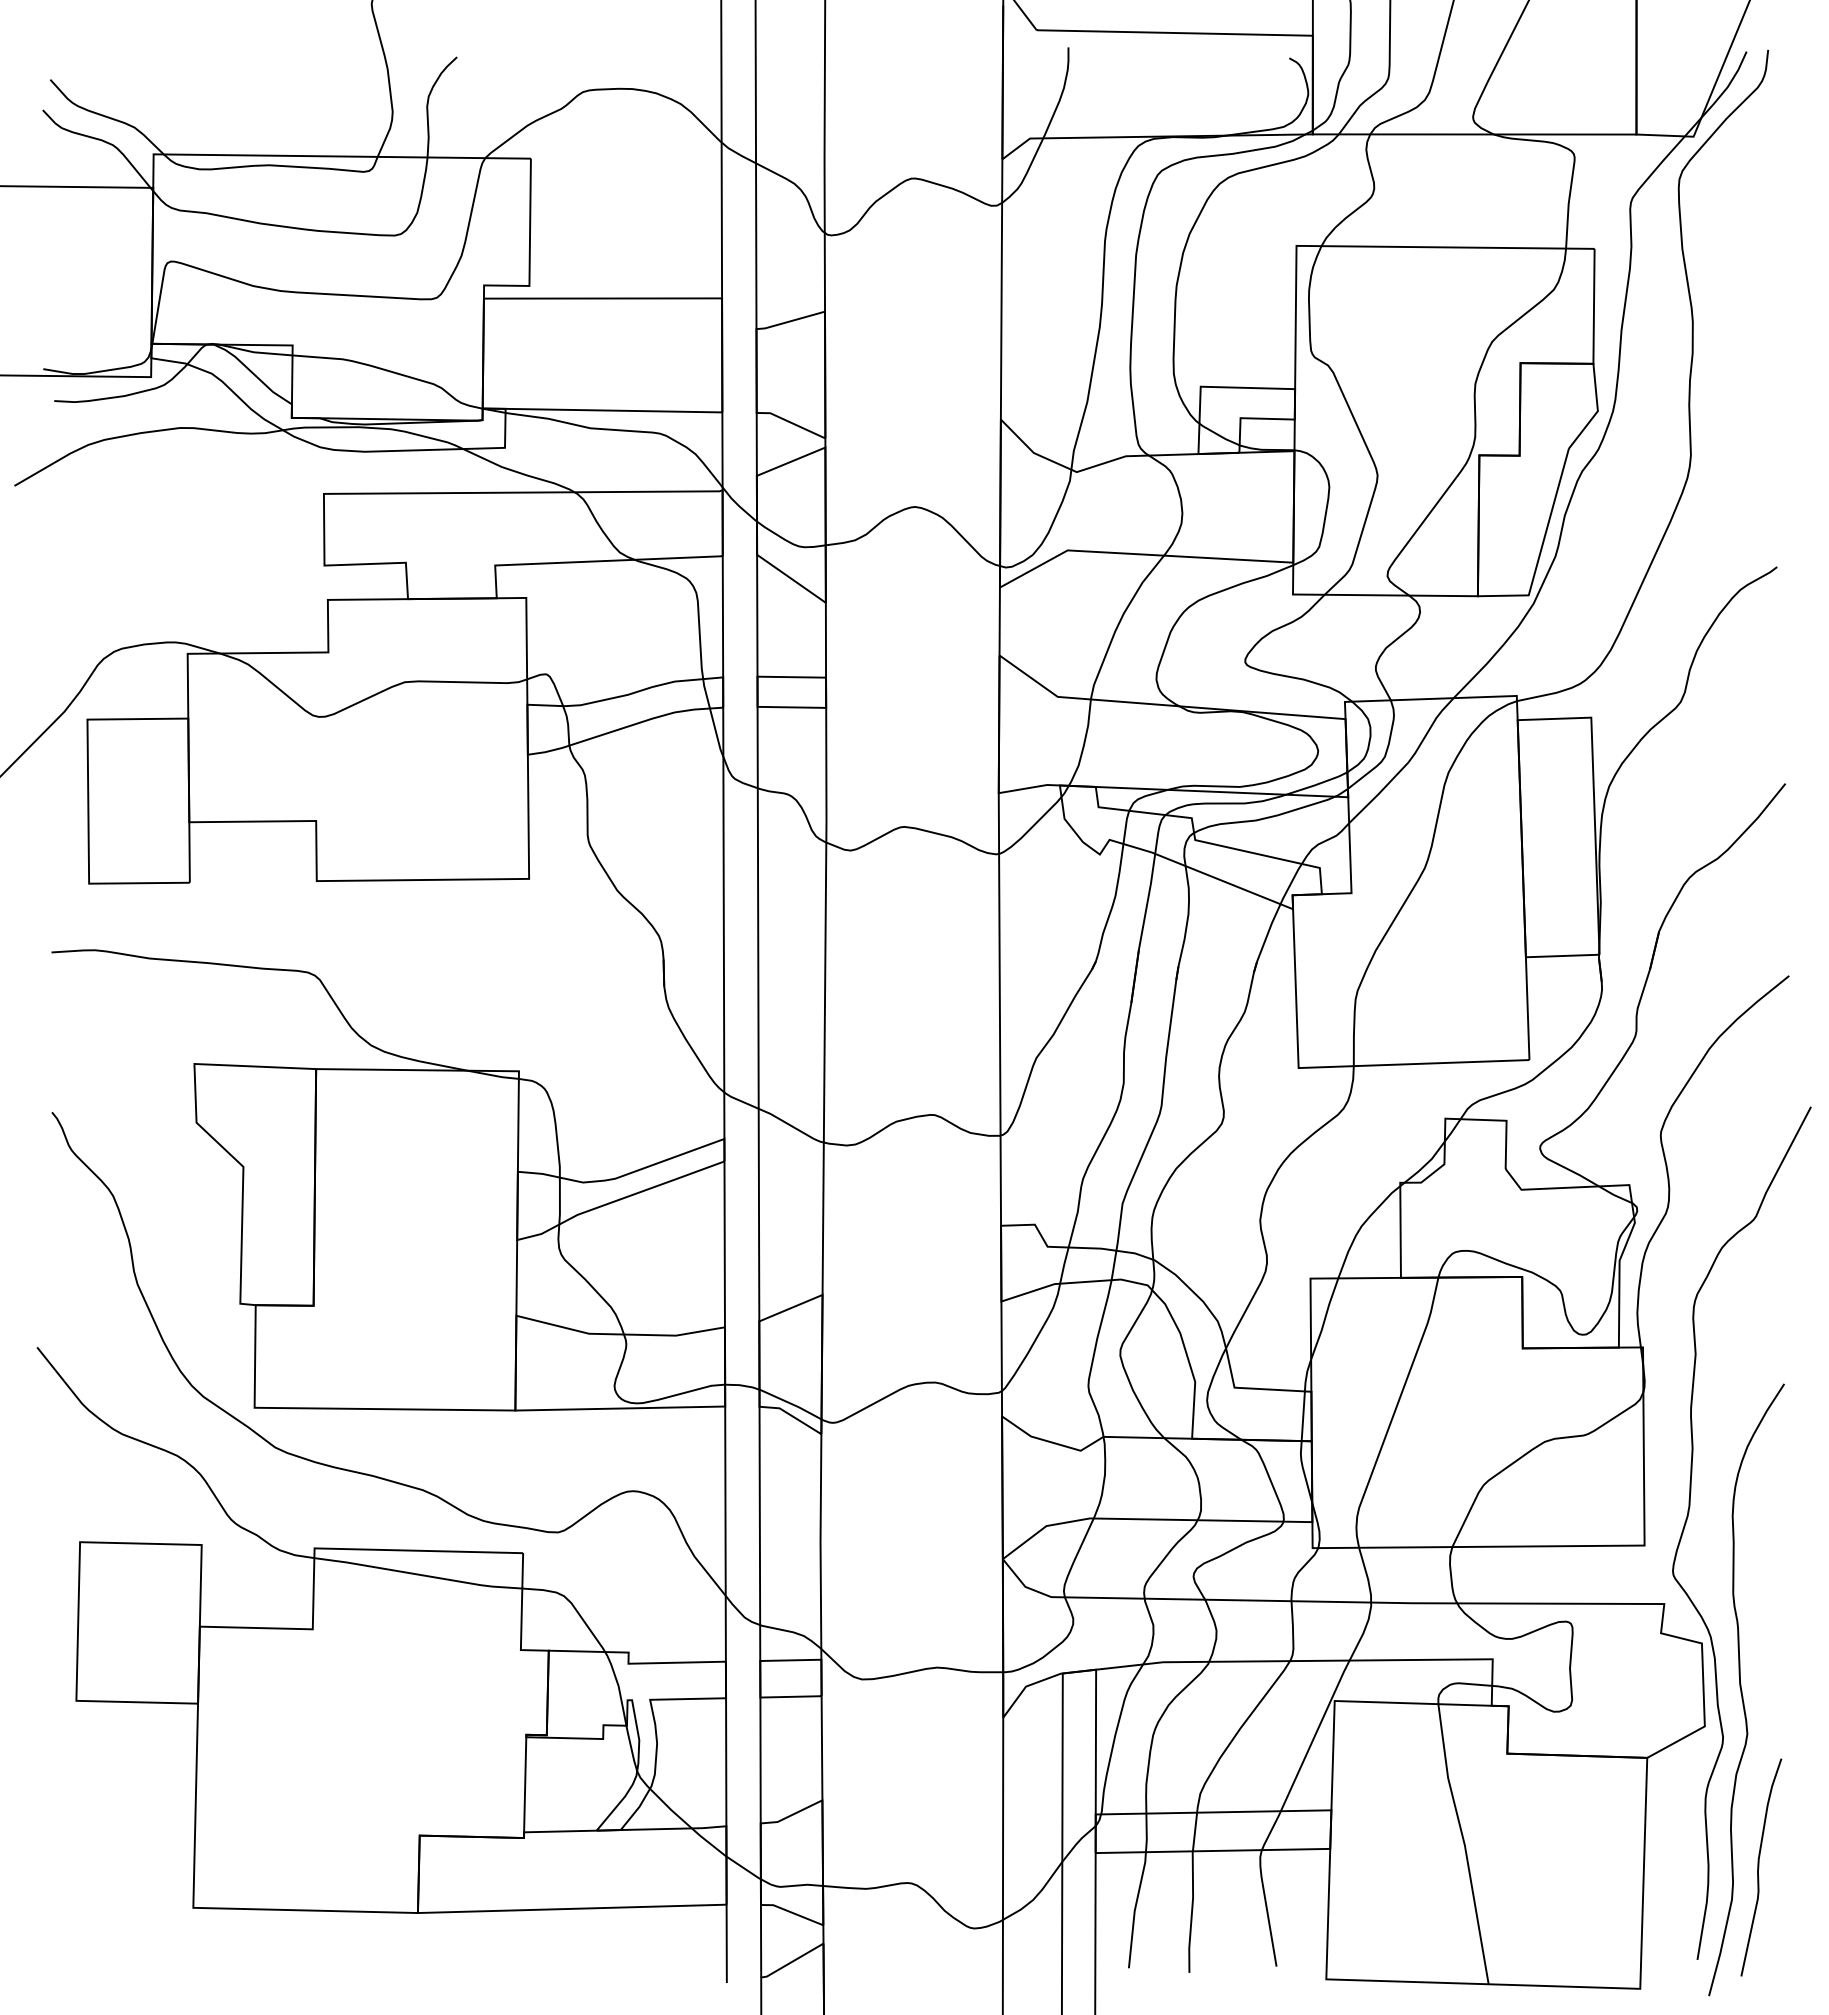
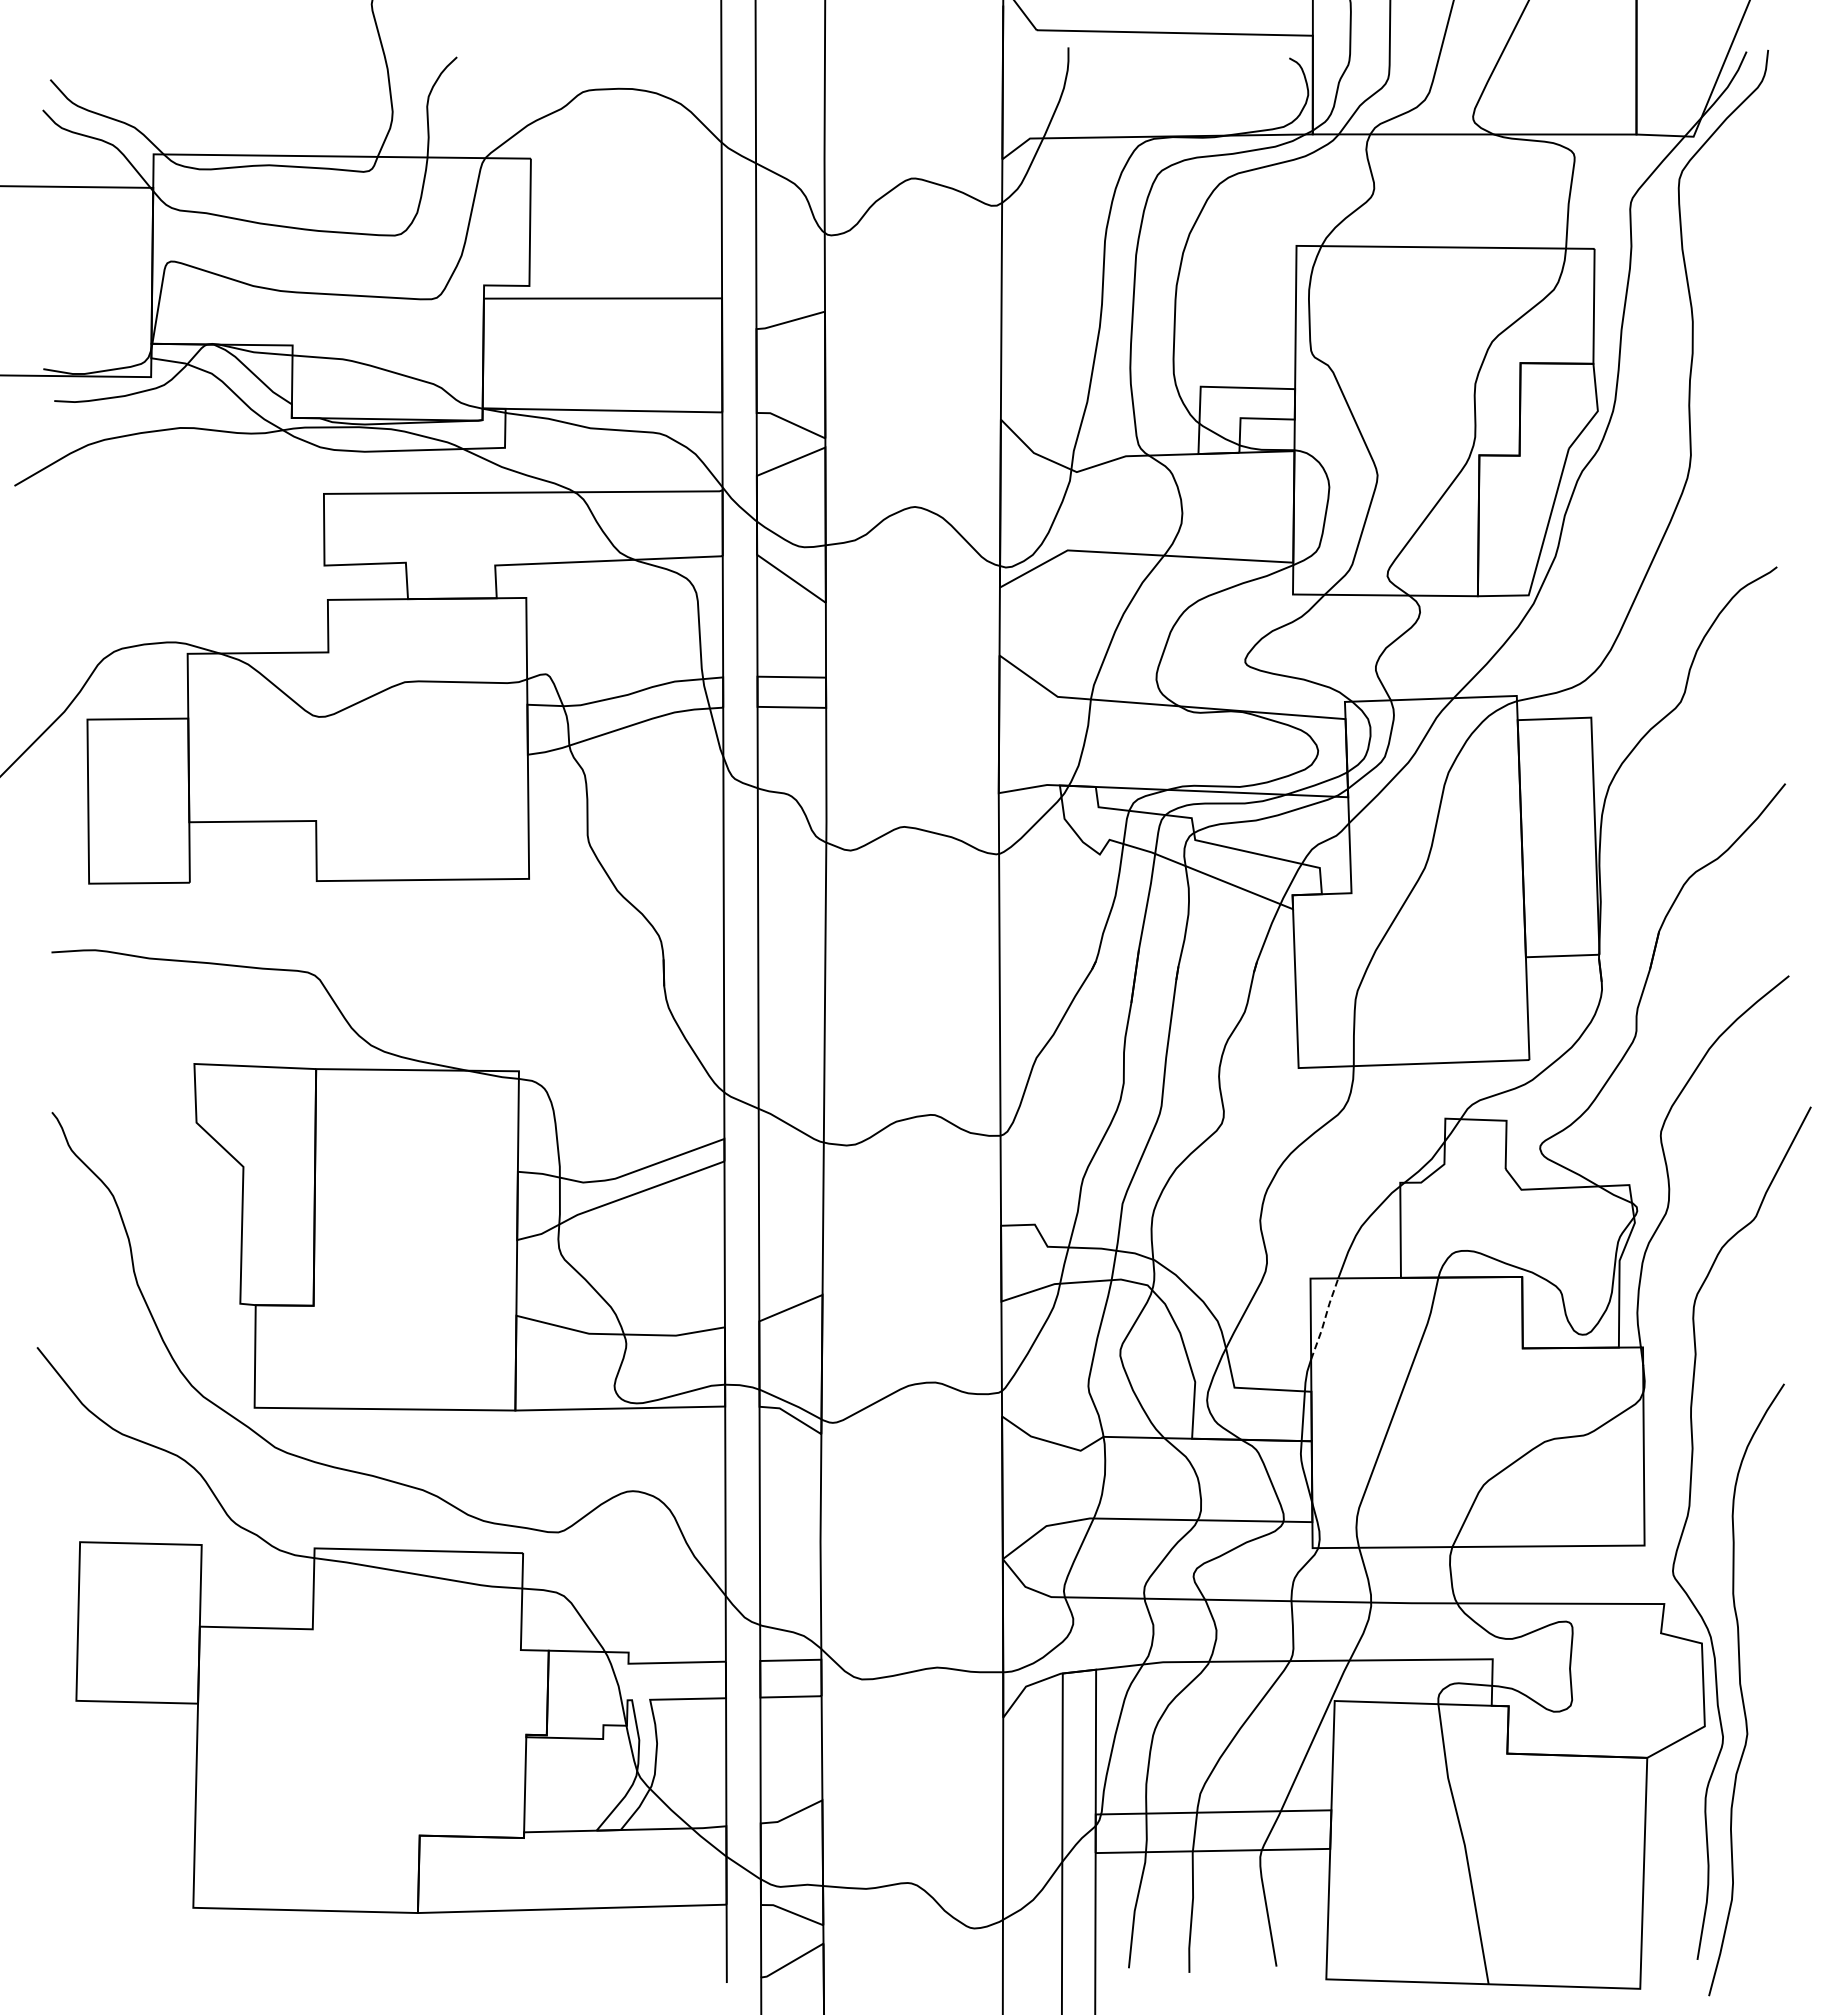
line: solid -> dashed (1325, 1318)
curve: present -> none (1759, 1867)
